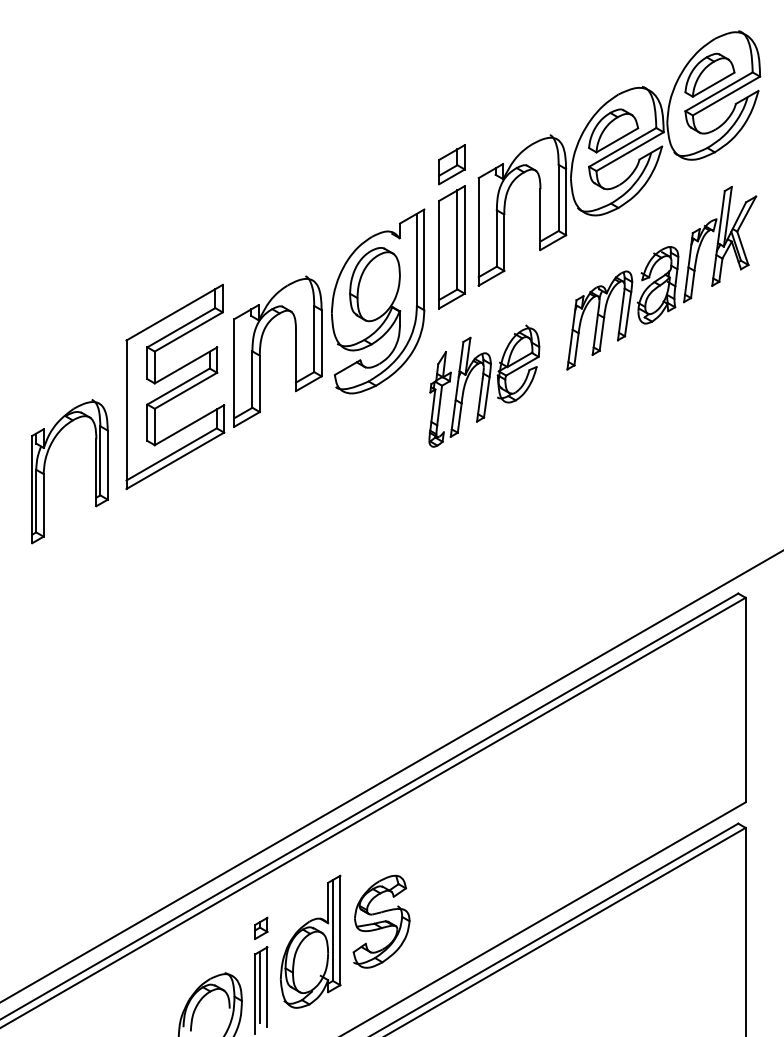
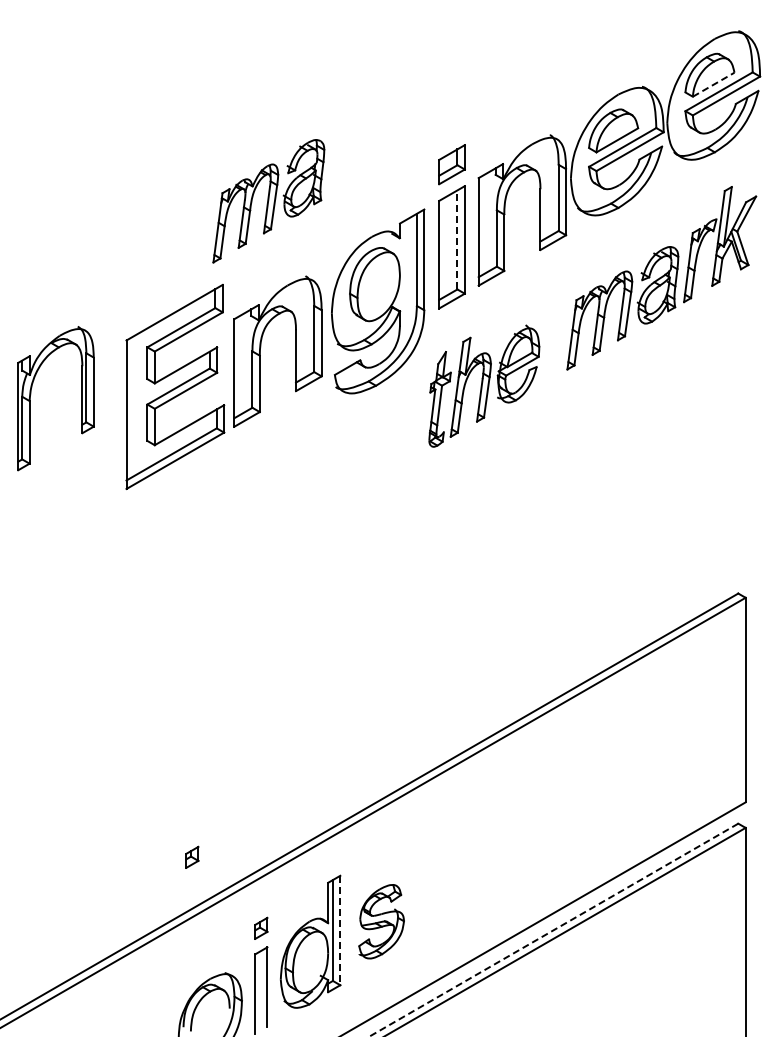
line: solid -> dashed (714, 84)
part: none -> present (268, 201)
line: solid -> dashed (457, 239)
part position: (45, 467) -> (31, 394) (31, 394)
line: present -> none (391, 776)
part: none -> present (192, 856)
part size: 59x95 px -> 47x76 px (381, 921)
line: solid -> dashed (340, 930)
line: solid -> dashed (553, 930)
line: present -> none (260, 987)
